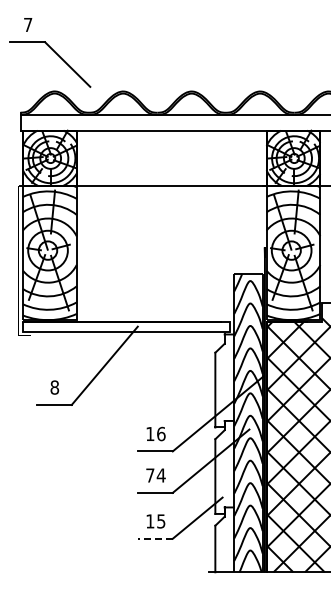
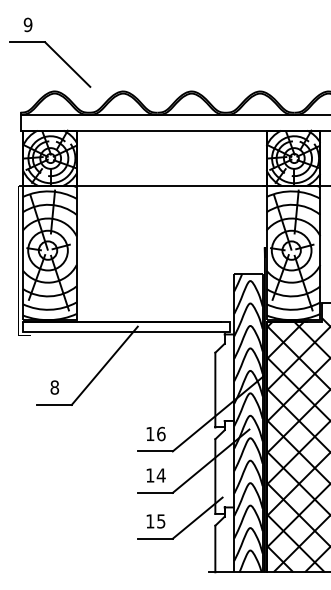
text: 7 -> 9 (27, 24)
text: 74 -> 14 (150, 475)
line: dashed -> solid (154, 538)
